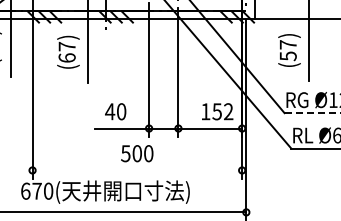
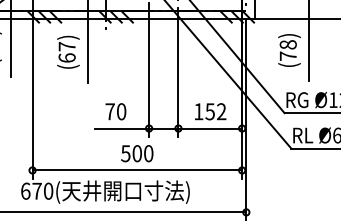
text: (57) -> (78) (287, 50)
text: 40 -> 70 (110, 111)
text position: (217, 111) -> (210, 111) (210, 111)
line: dashed -> solid (312, 113)
line: none -> present (137, 170)
